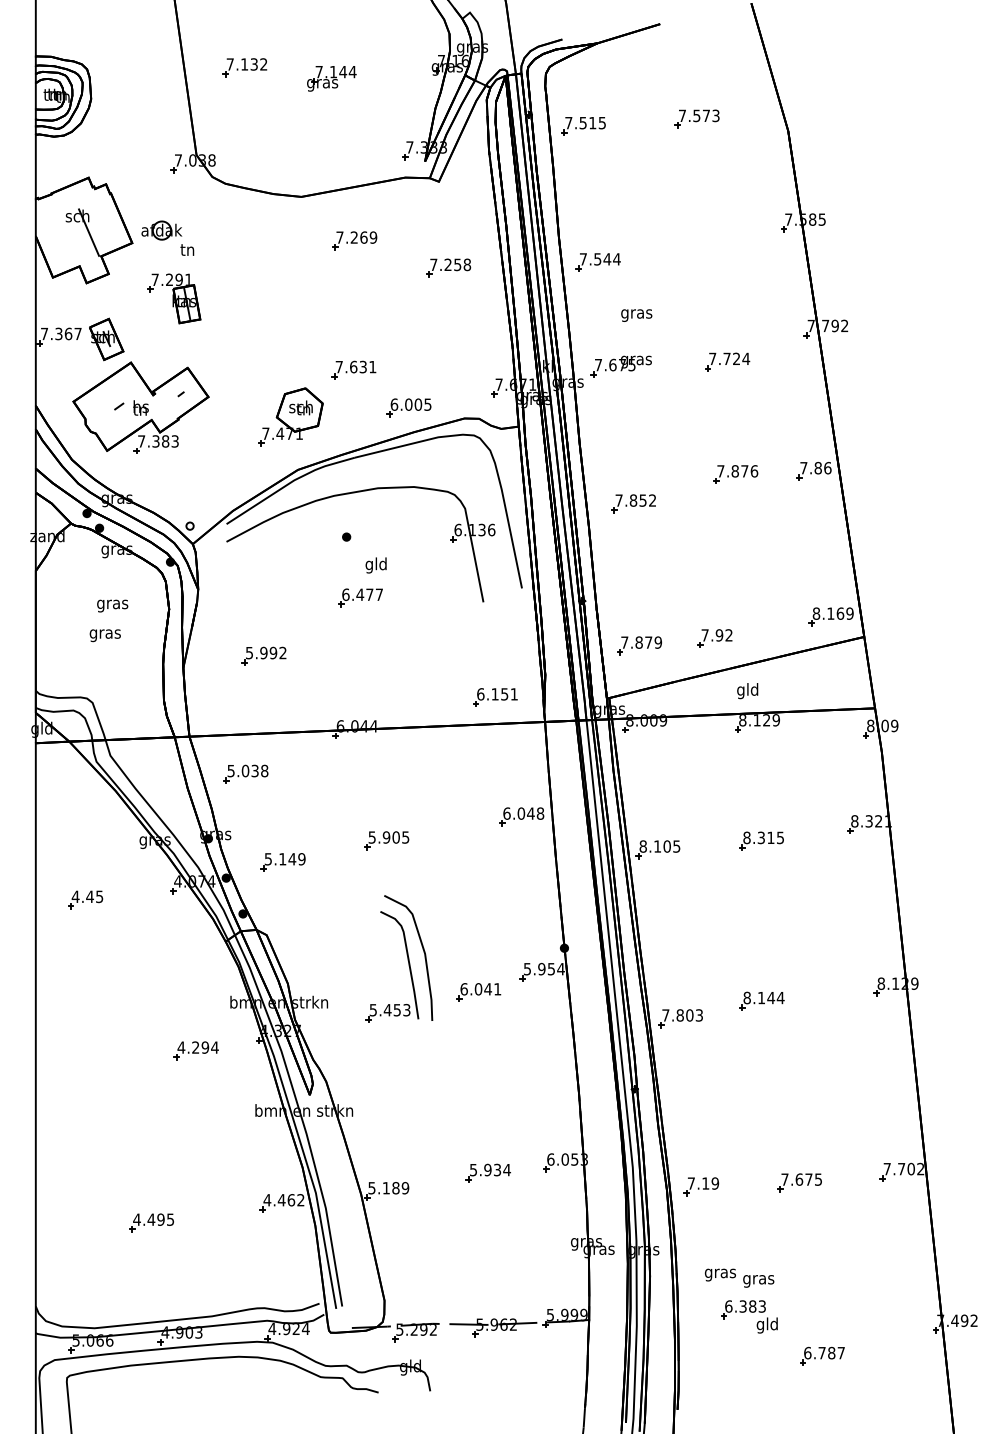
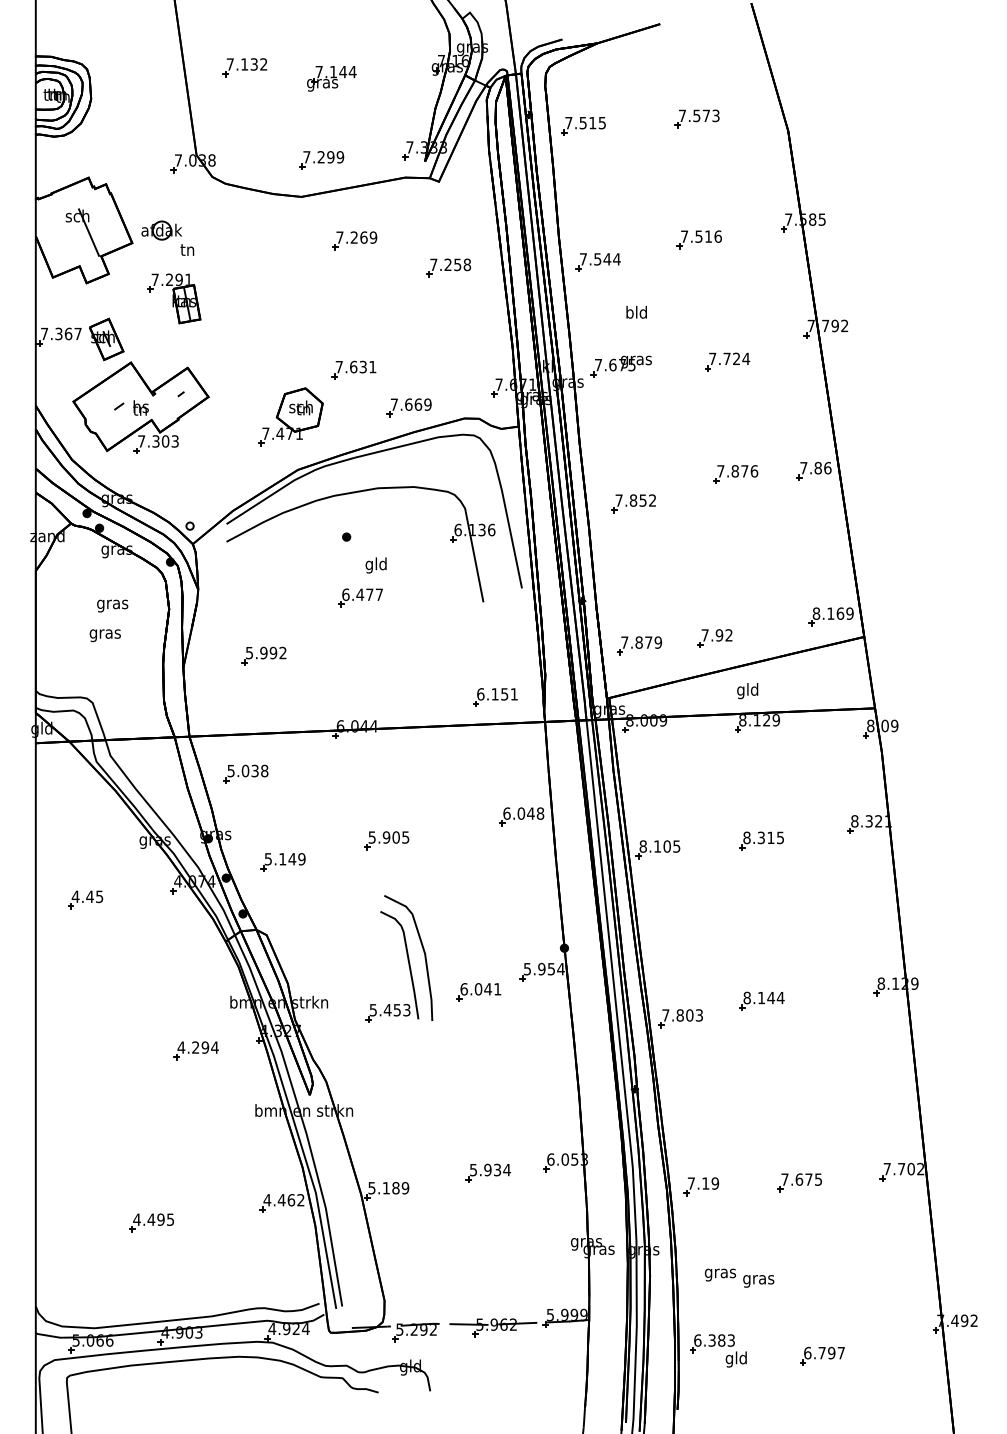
part: none -> present (321, 160)
part: none -> present (698, 239)
text: gras -> bld (636, 313)
text: 6.005 -> 7.669 (410, 404)
text: 7.383 -> 7.303 (165, 441)
part position: (749, 1316) -> (718, 1350) (718, 1350)
text: 6.787 -> 6.797 (831, 1353)
